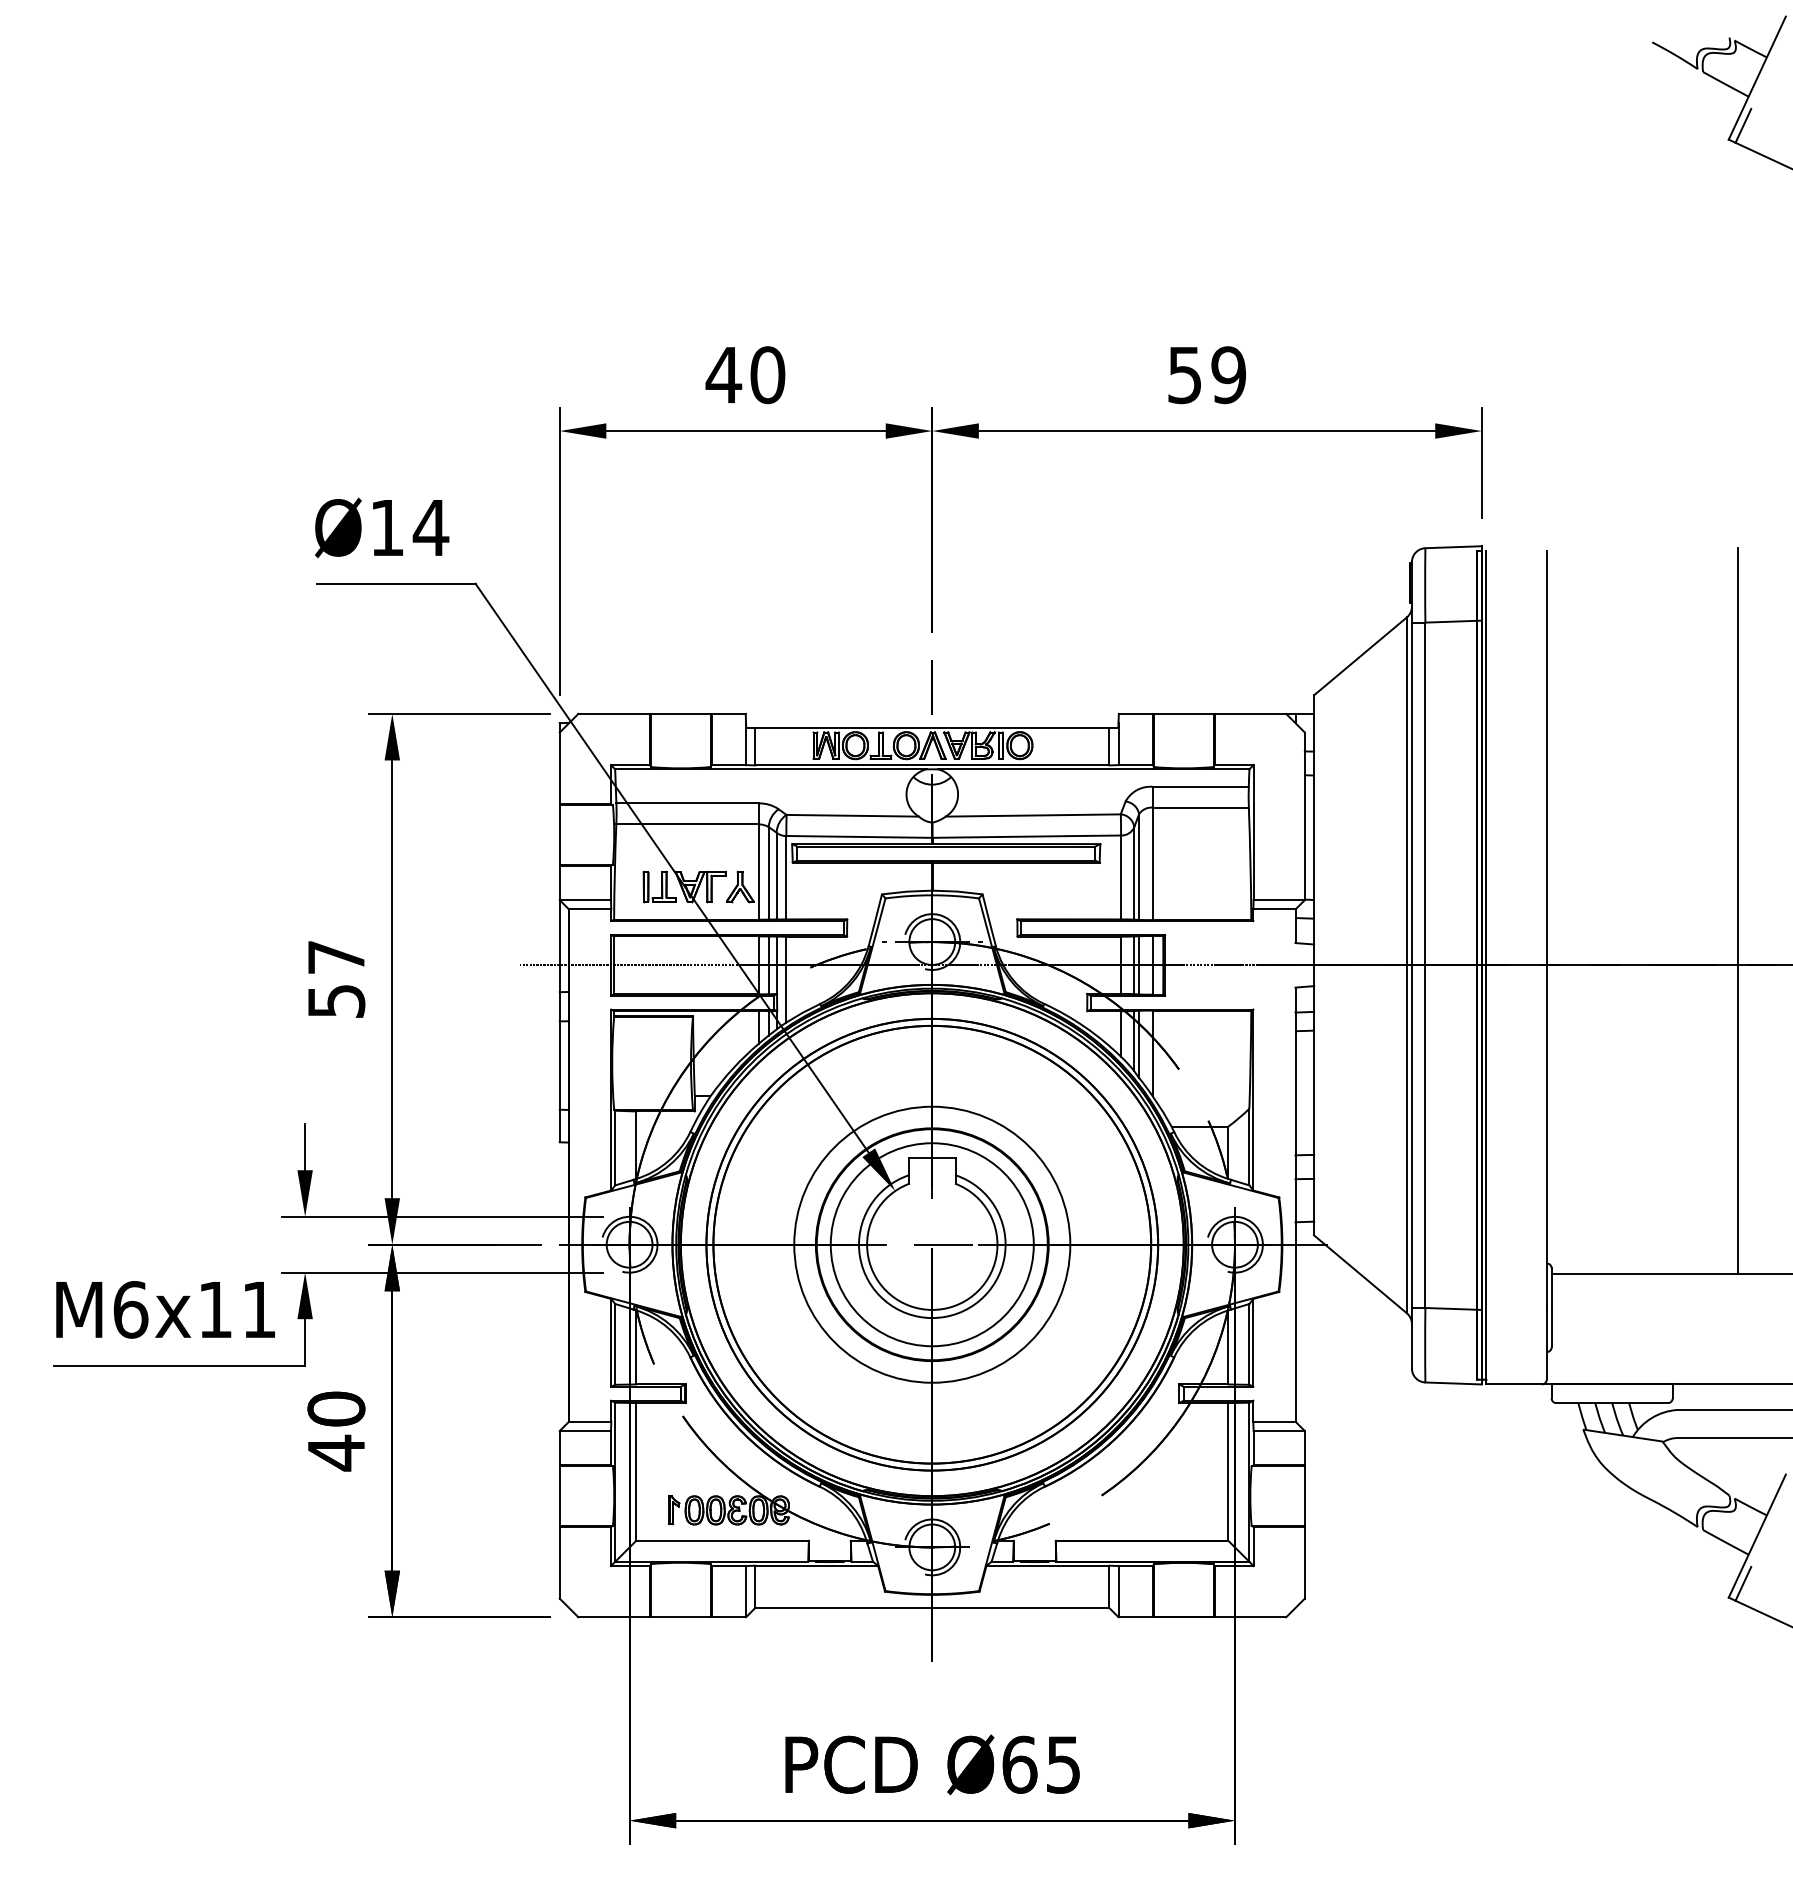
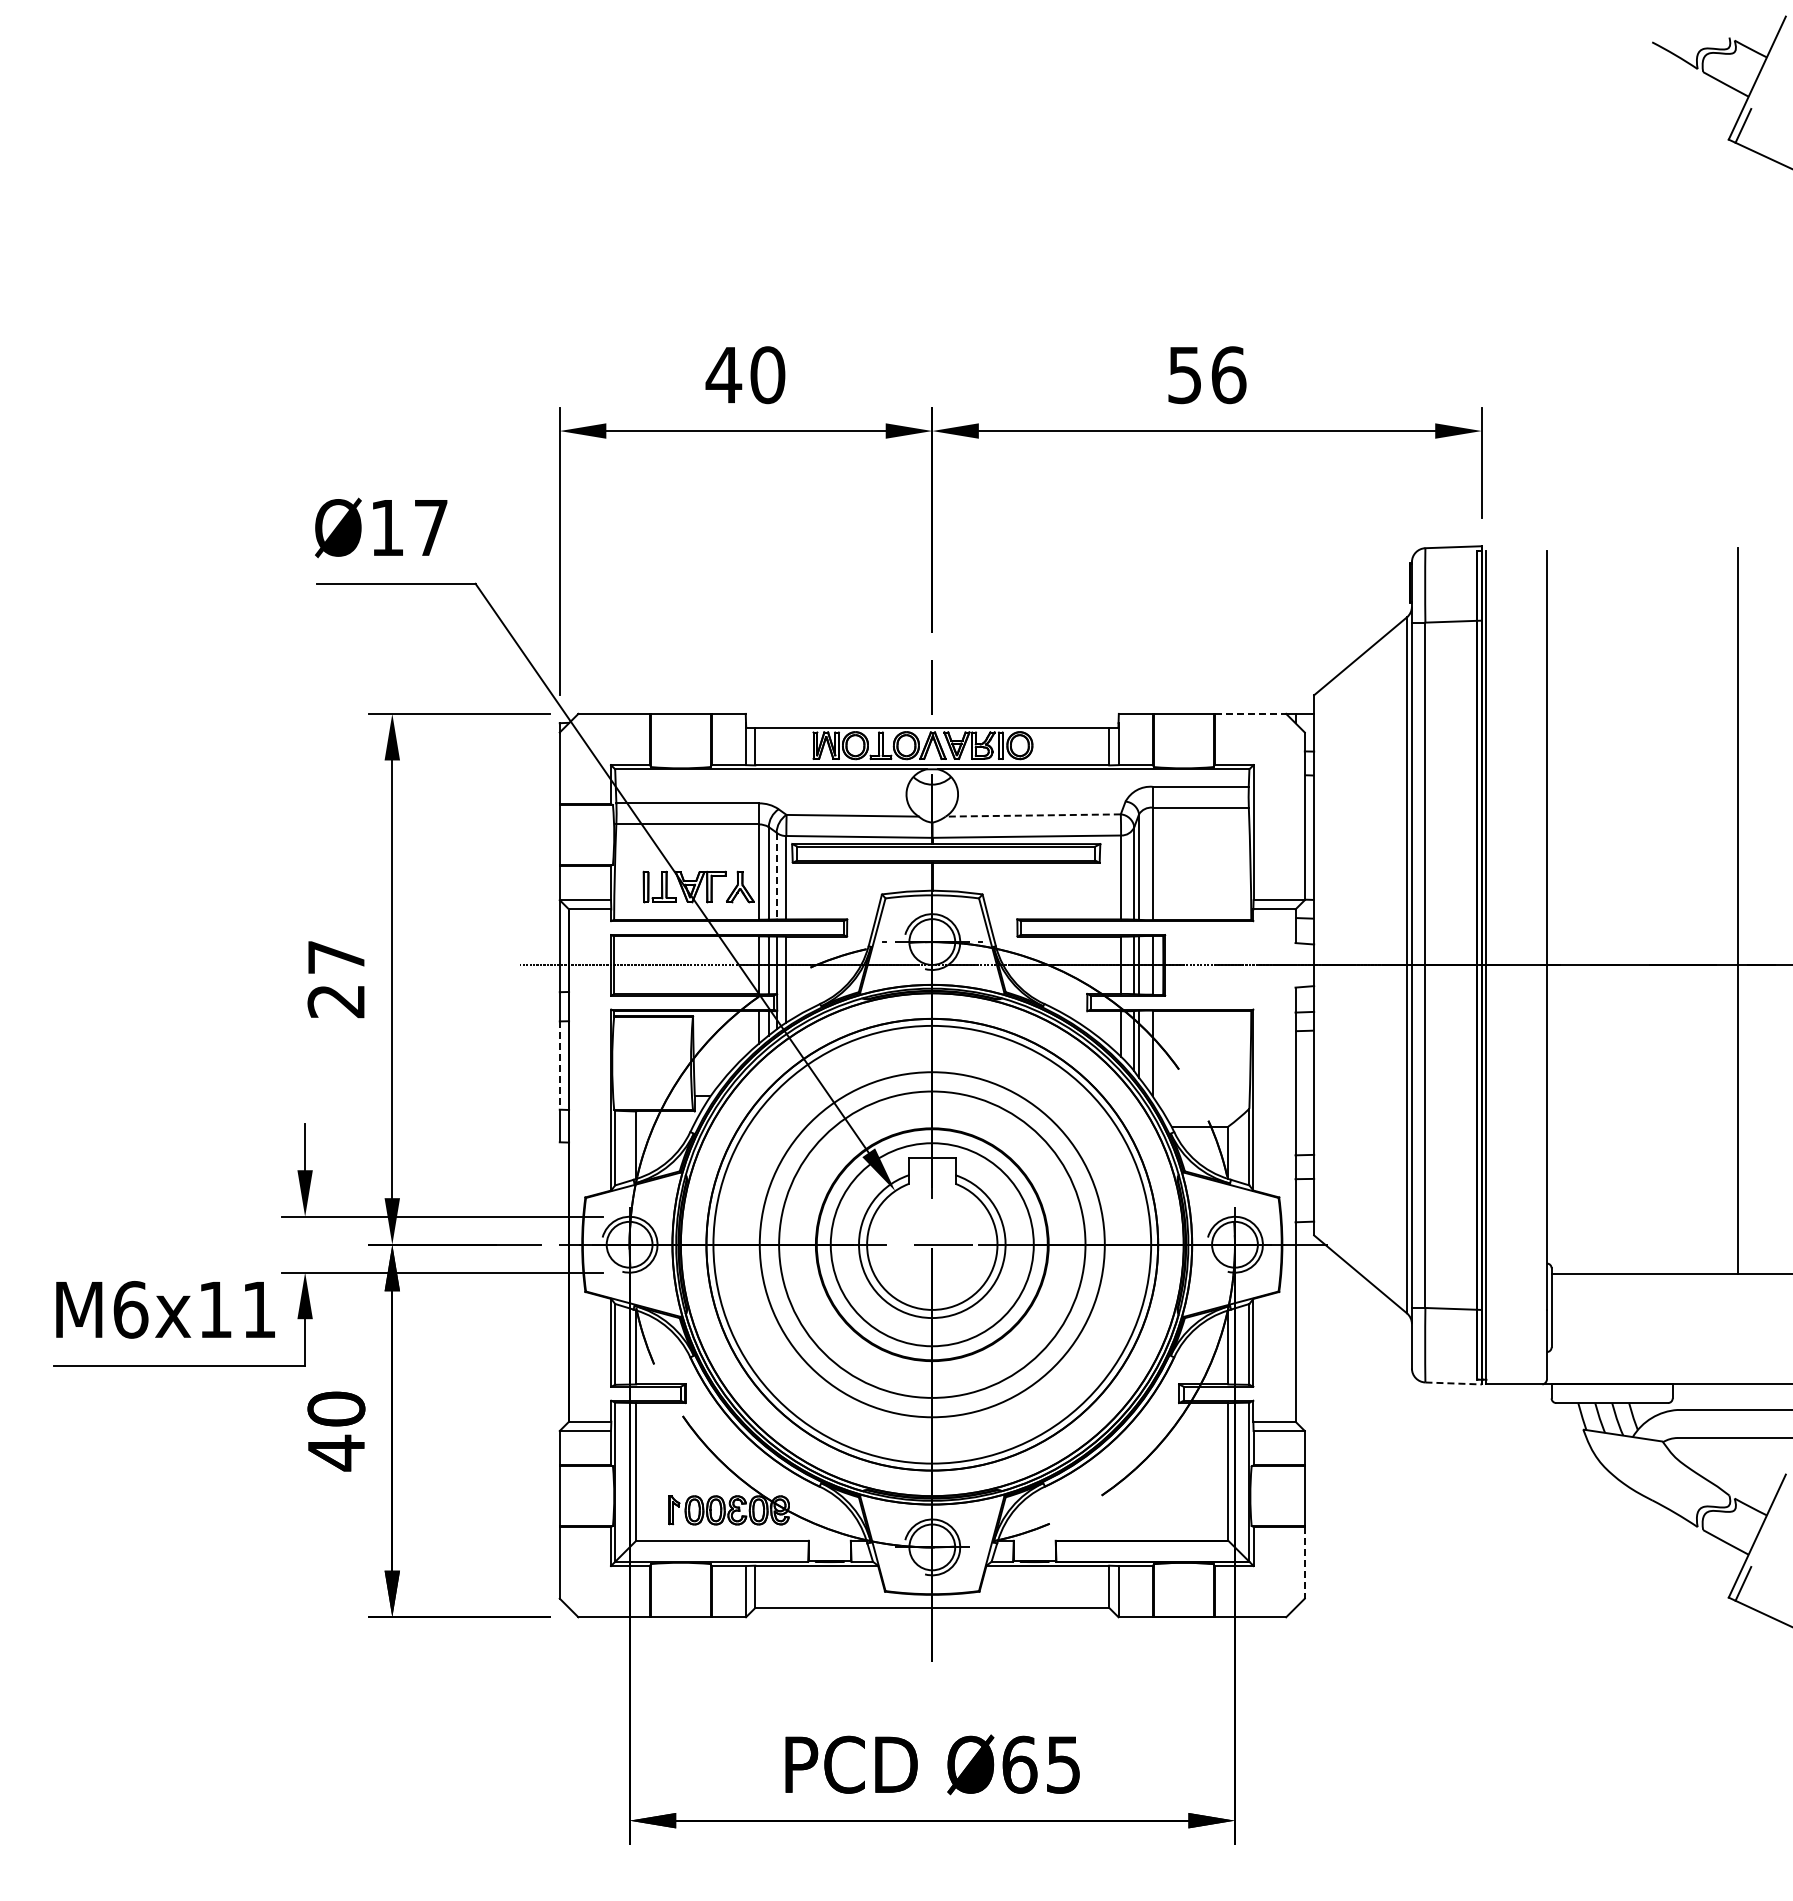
text: 59 -> 56 (1228, 375)
text: Ø14 -> Ø17 (430, 527)
line: solid -> dashed (1250, 713)
line: solid -> dashed (1033, 815)
line: solid -> dashed (776, 876)
text: 57 -> 27 (336, 1001)
line: solid -> dashed (559, 1066)
circle diameter: 276 px -> 345 px (931, 1244)
circle diameter: 438 px -> 306 px (932, 1244)
line: solid -> dashed (1454, 1383)
line: solid -> dashed (1304, 1562)
